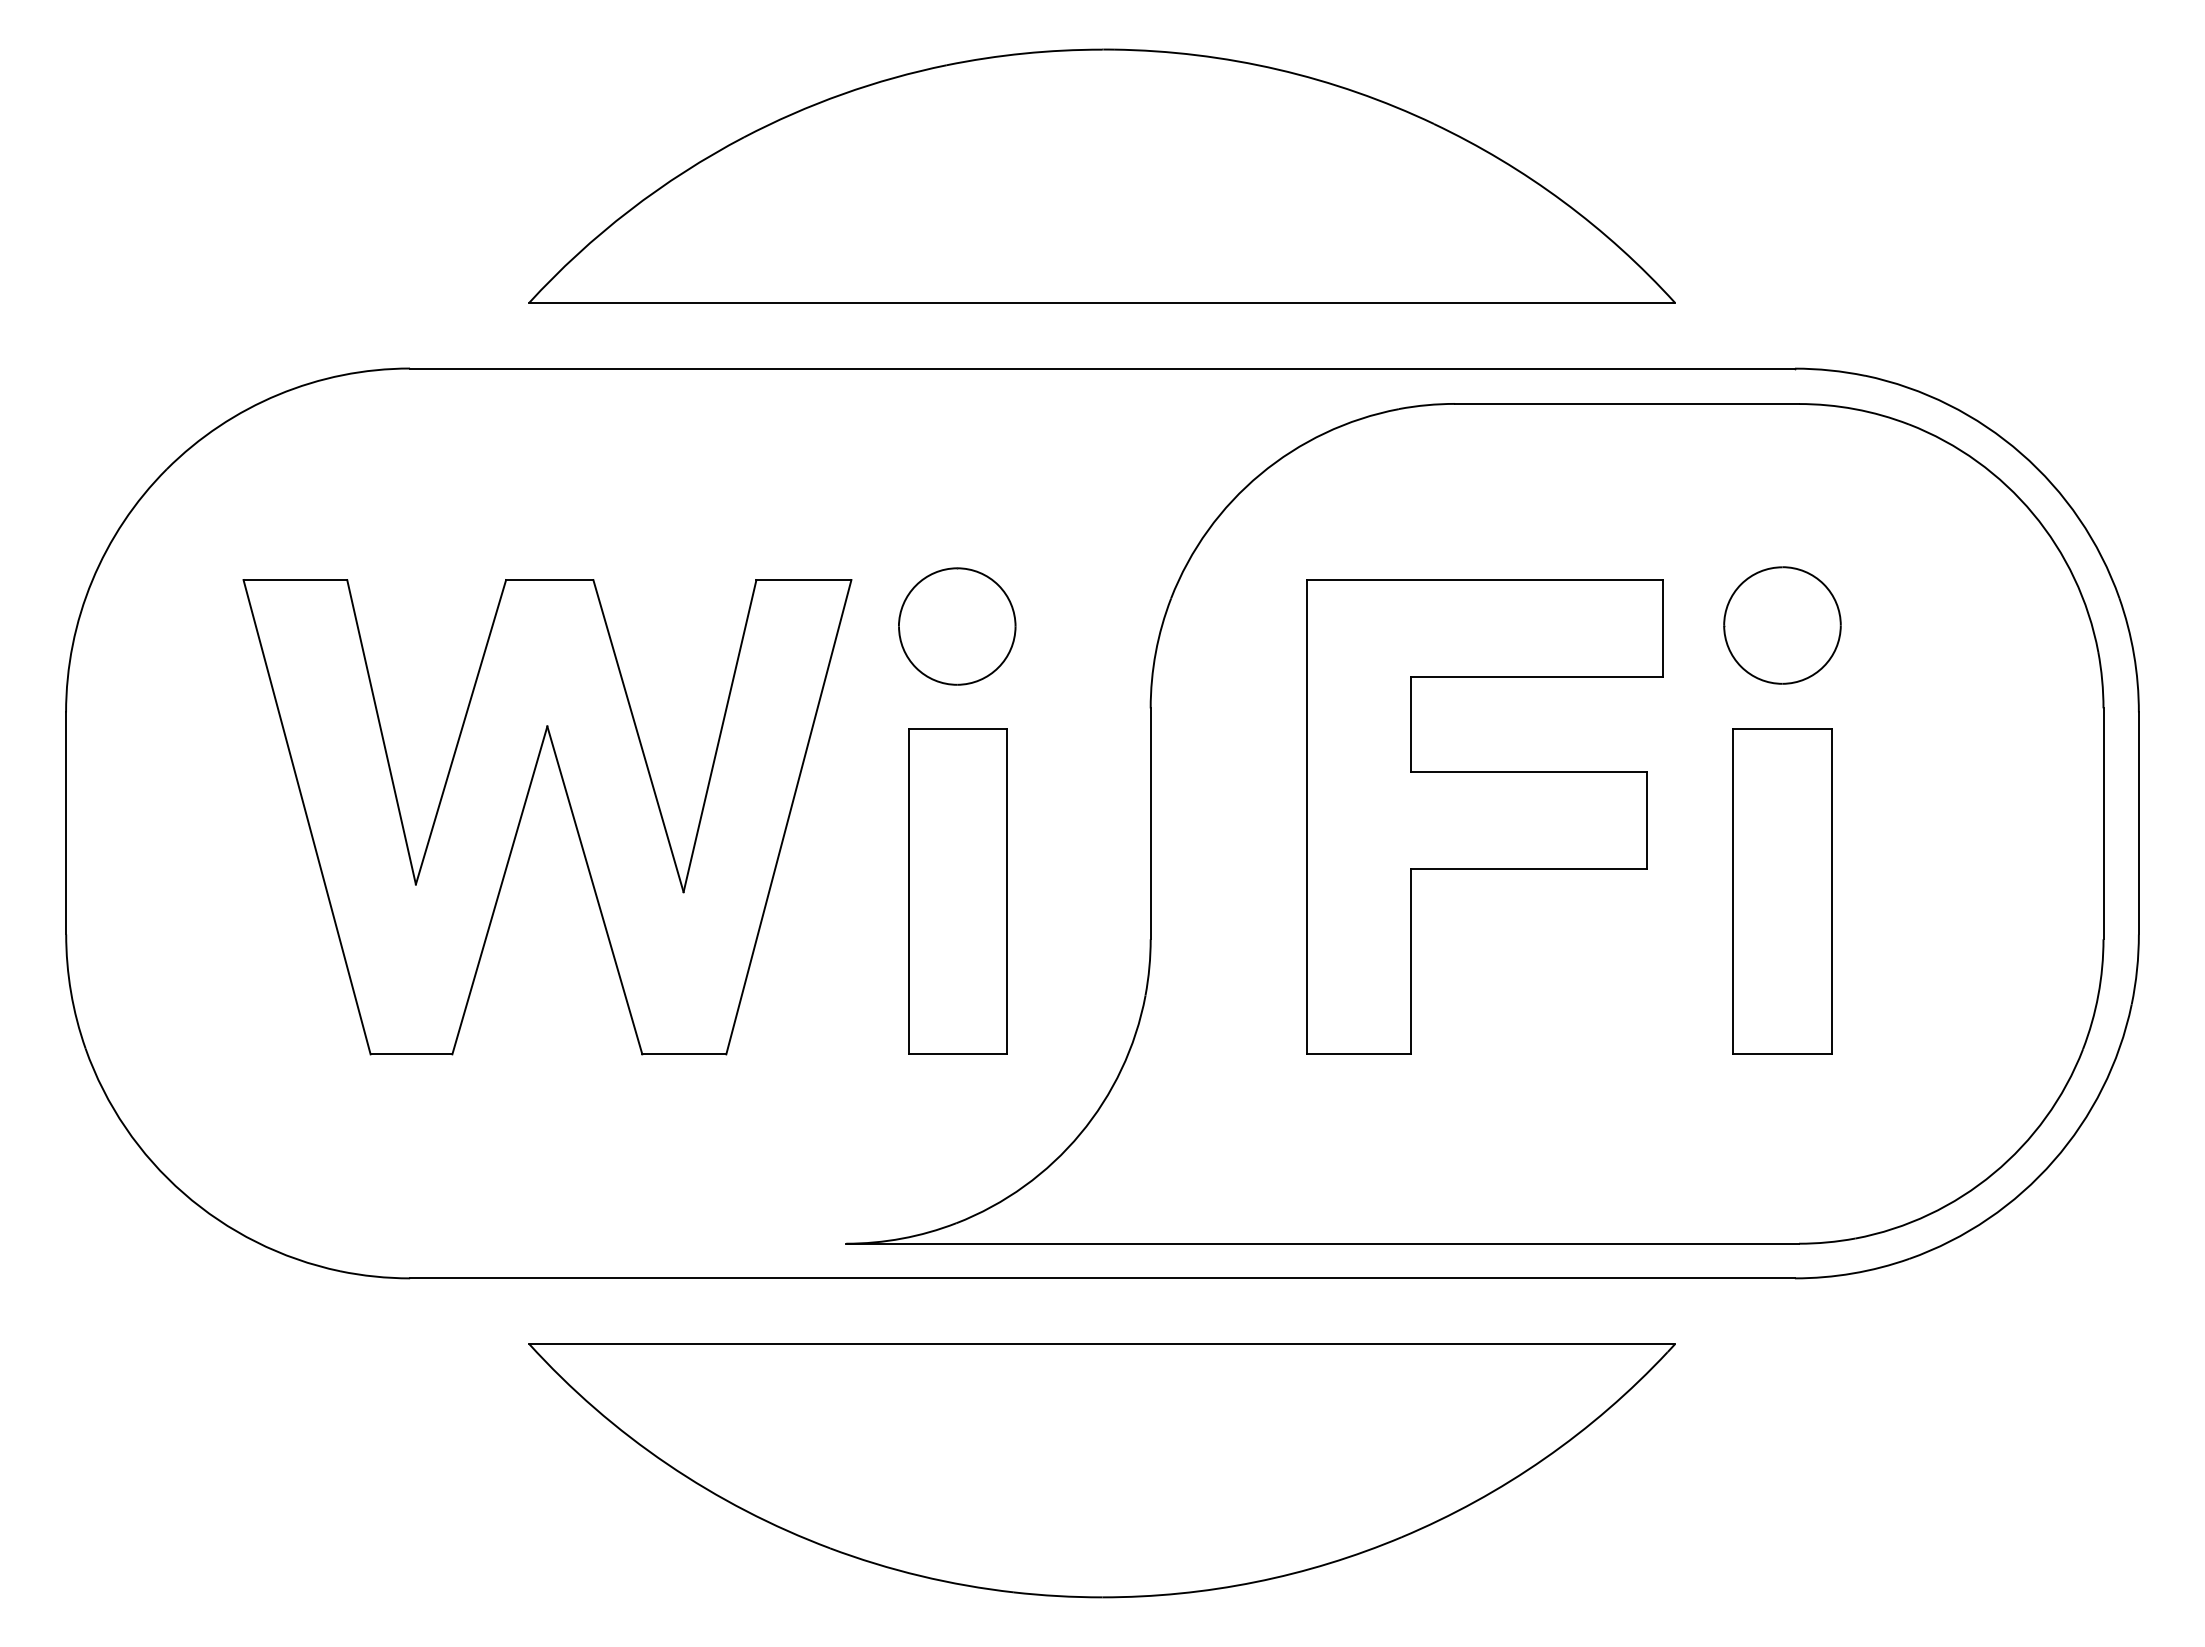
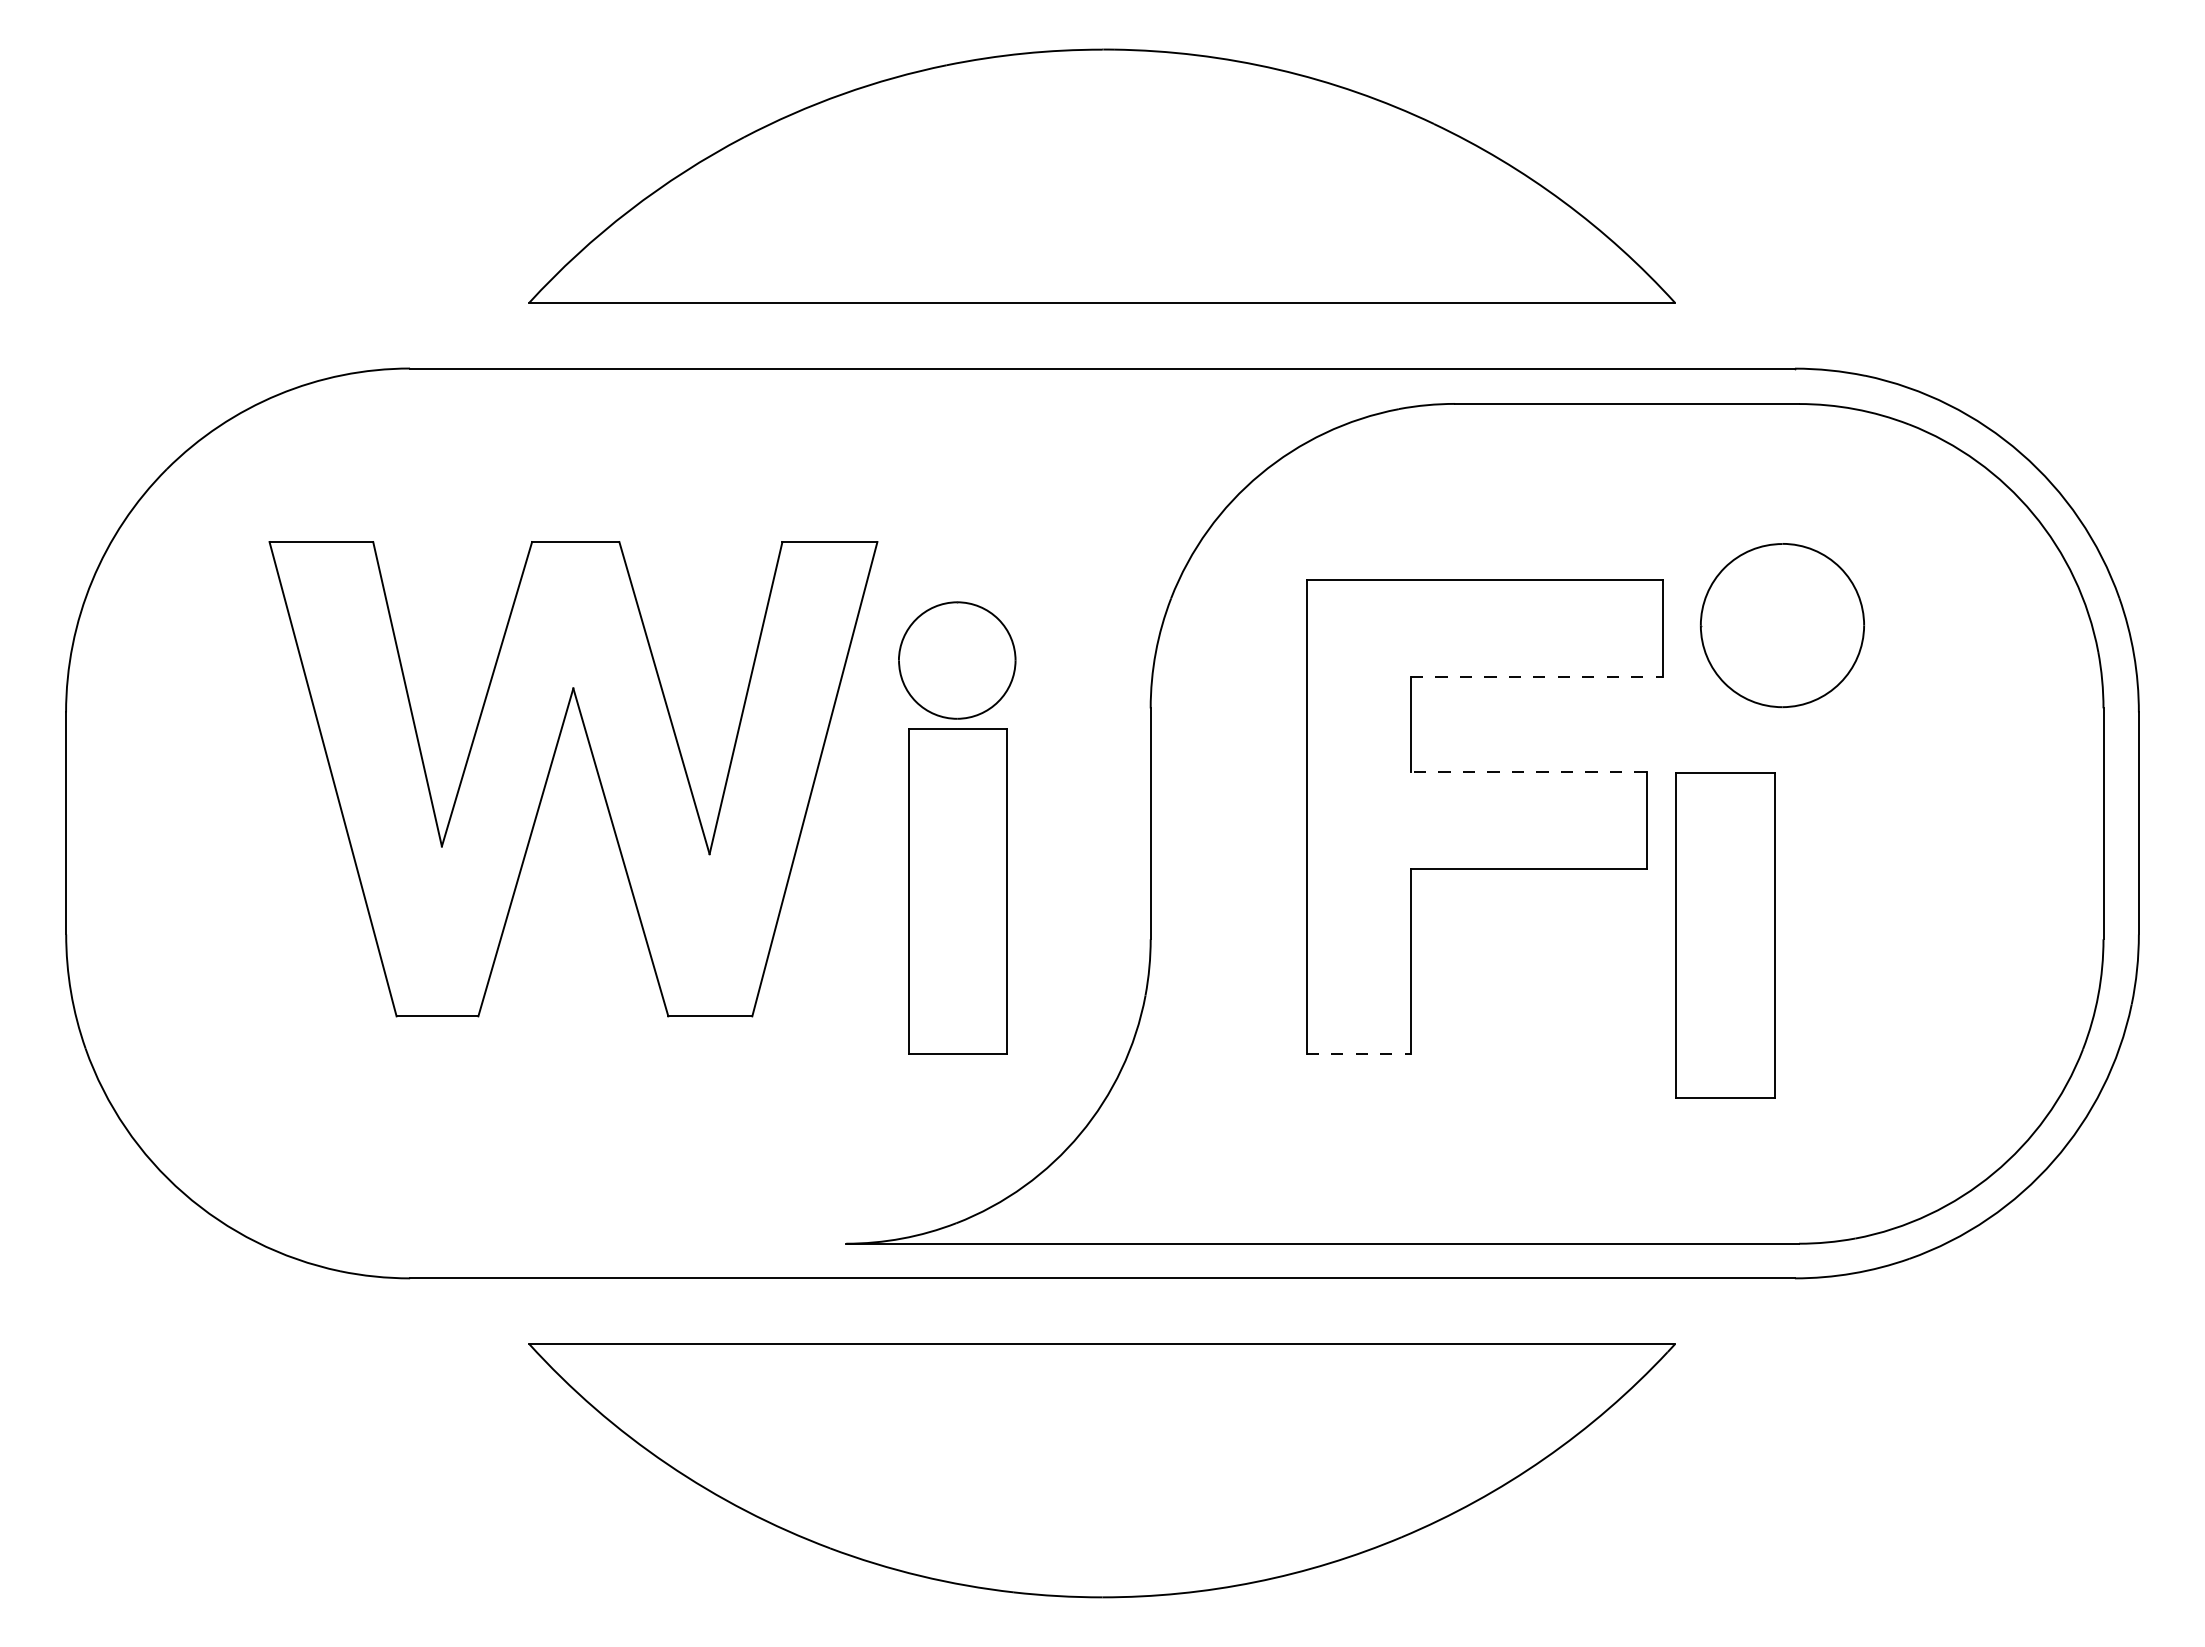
part size: 119x119 px -> 166x166 px (1781, 625)
part position: (957, 626) -> (957, 660) (957, 660)
line: solid -> dashed (1537, 676)
line: solid -> dashed (1528, 772)
part position: (570, 810) -> (596, 772) (596, 772)
part position: (1782, 891) -> (1725, 935) (1725, 935)
line: solid -> dashed (1359, 1054)
